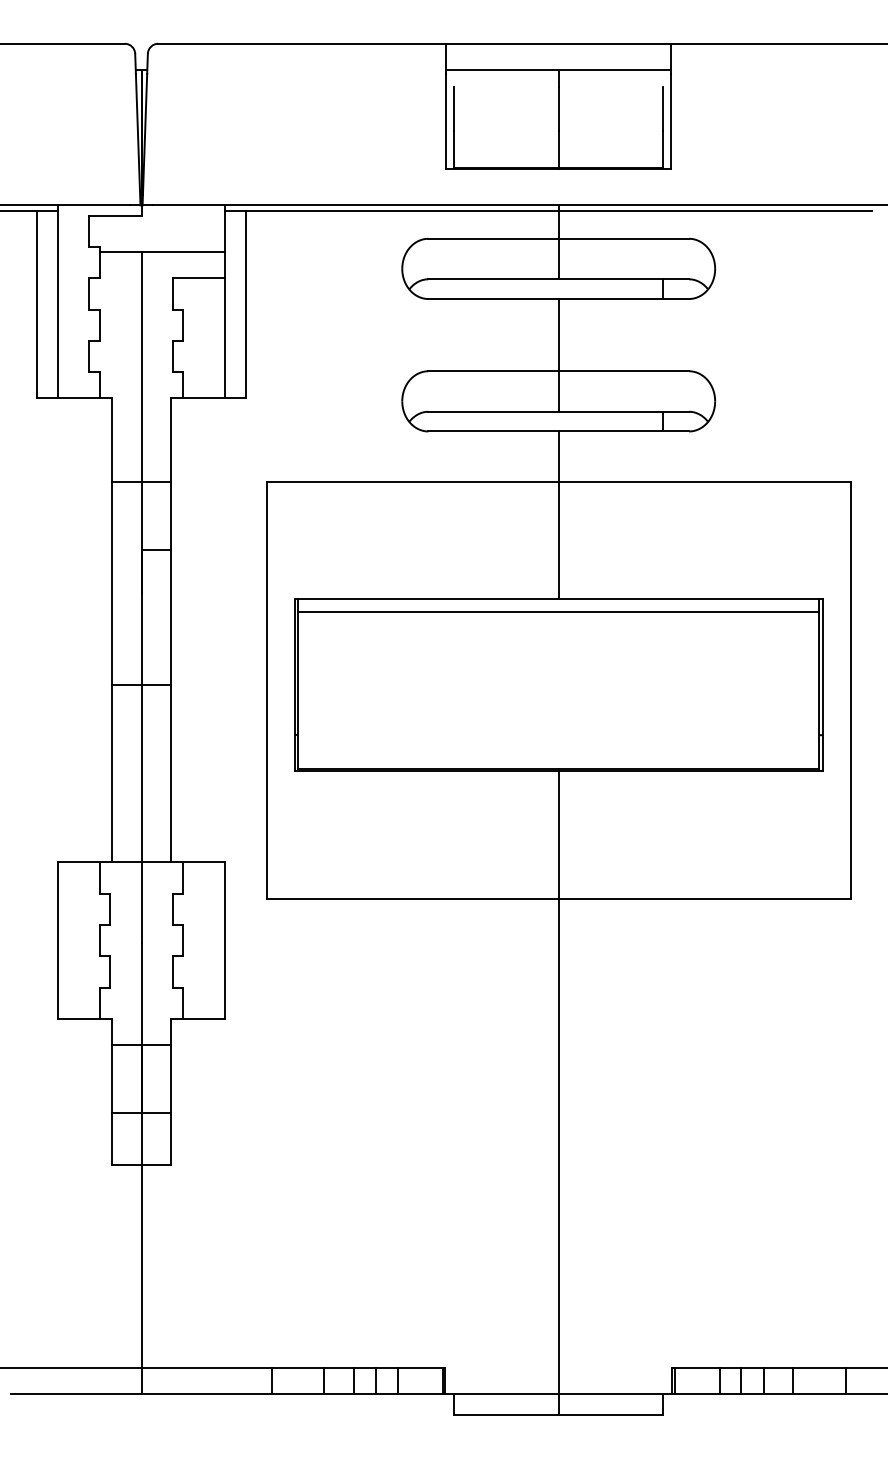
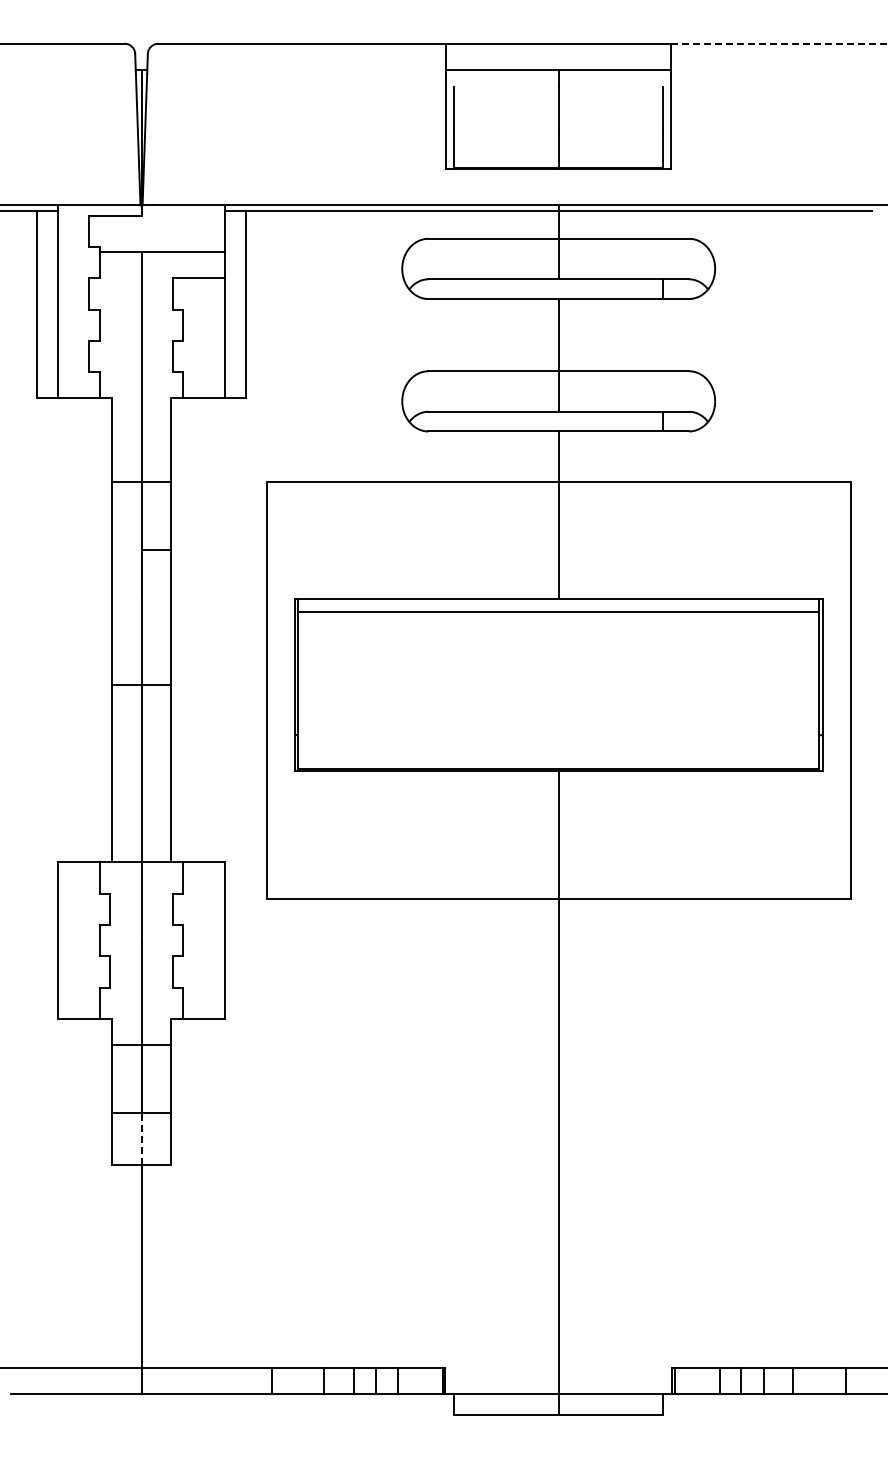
line: solid -> dashed (779, 43)
line: solid -> dashed (141, 1138)
